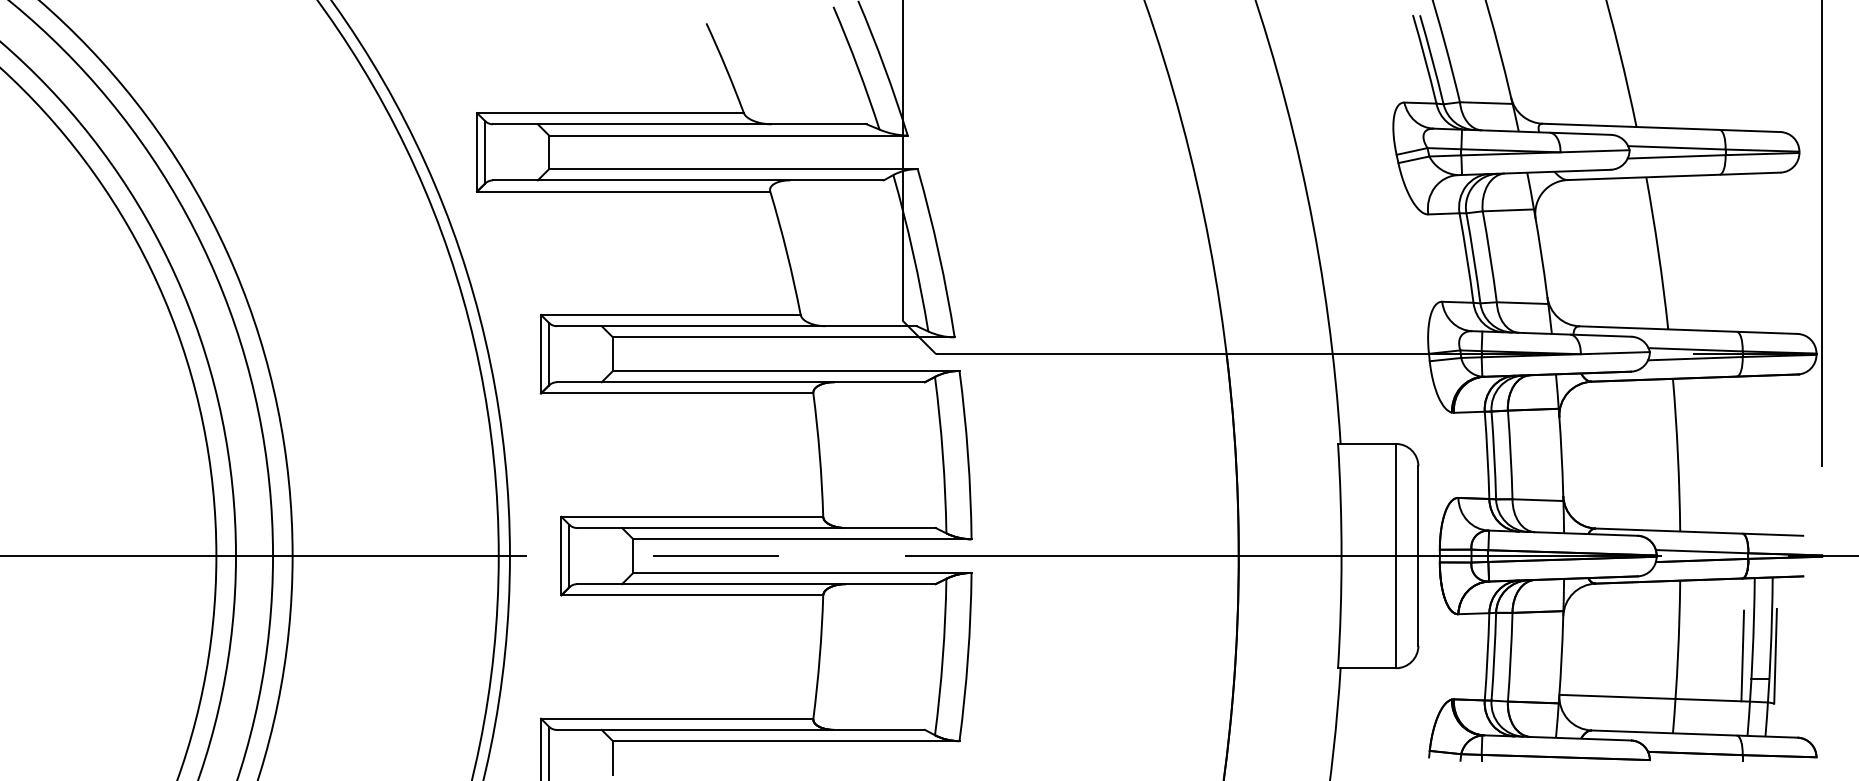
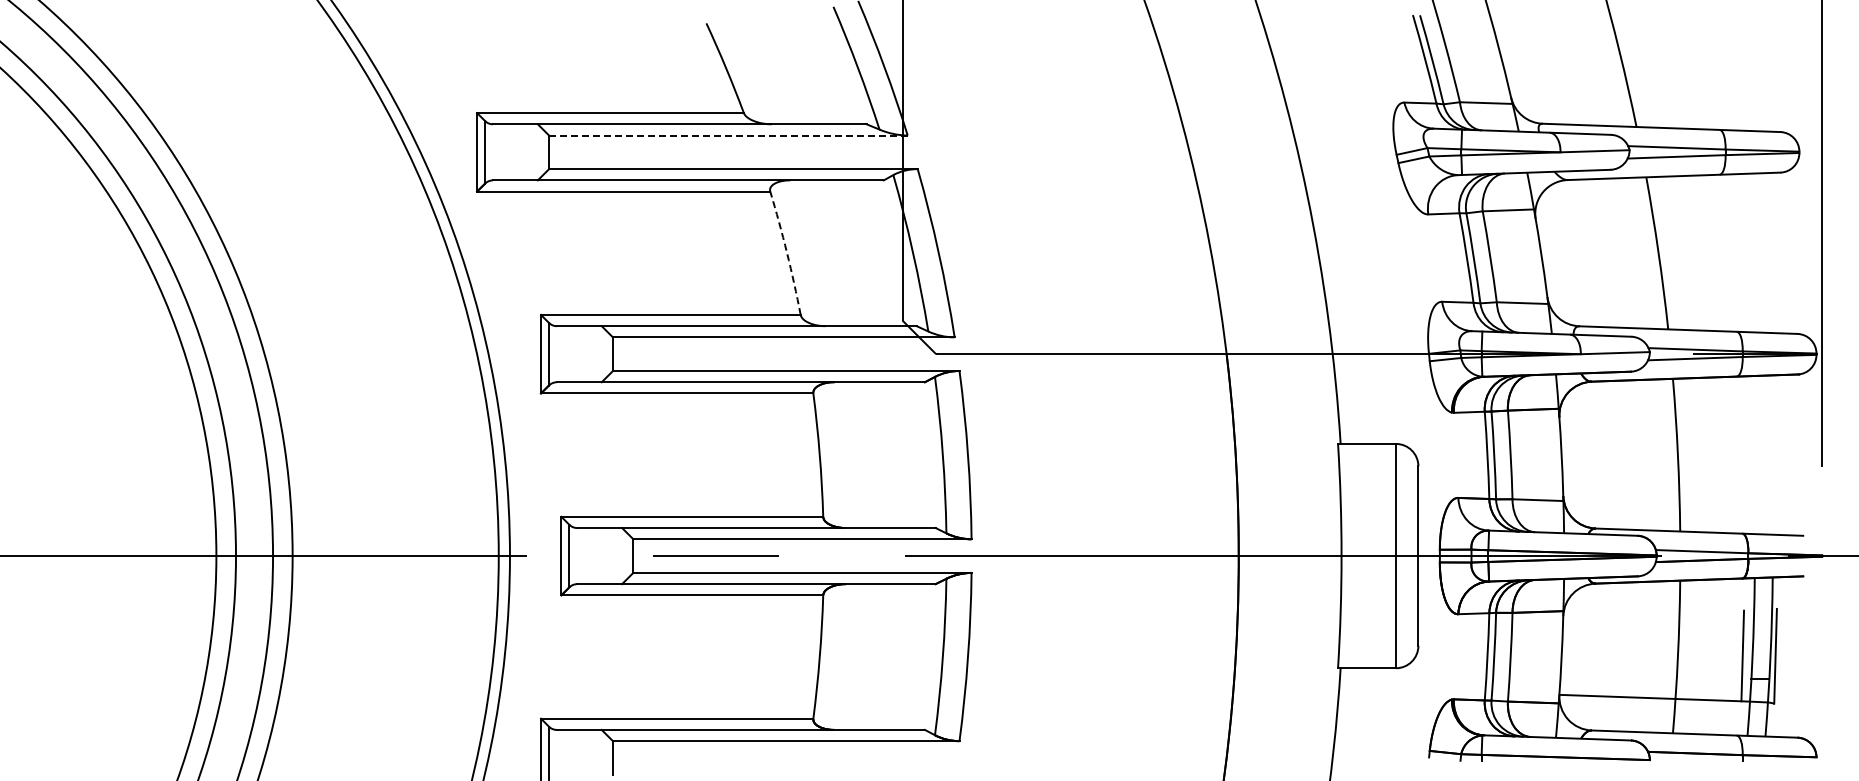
line: solid -> dashed (727, 135)
arc: solid -> dashed (787, 252)
